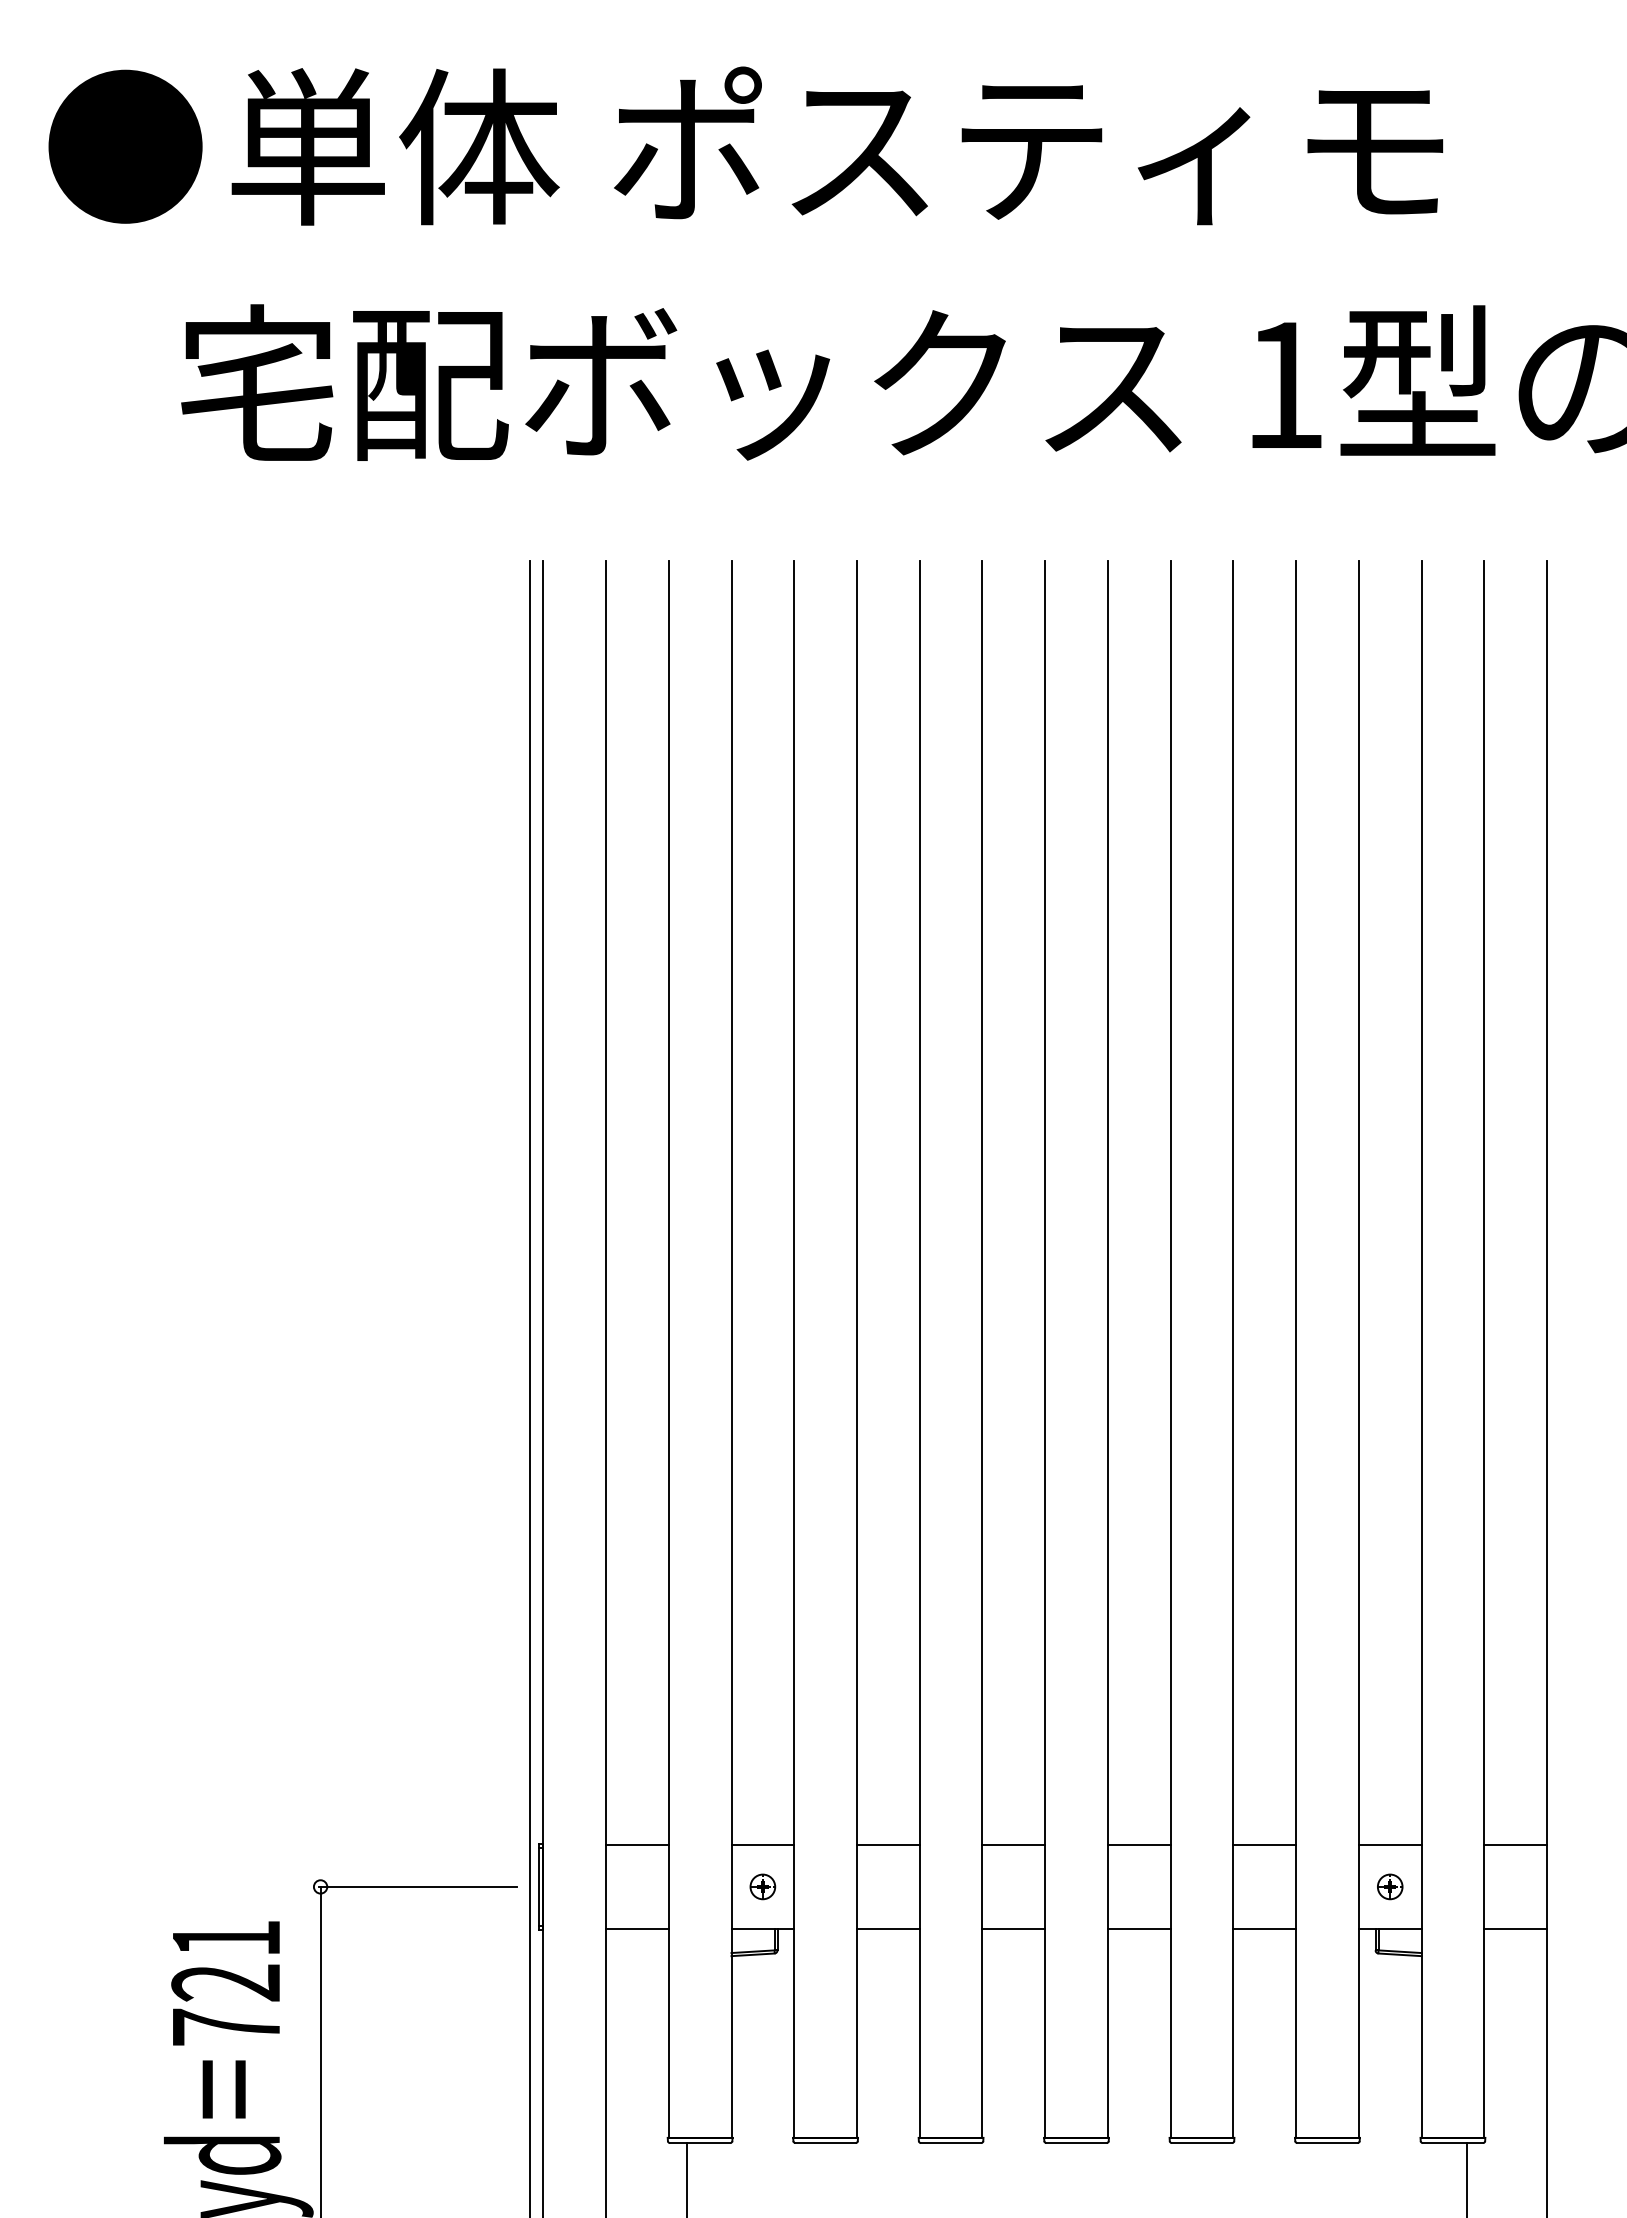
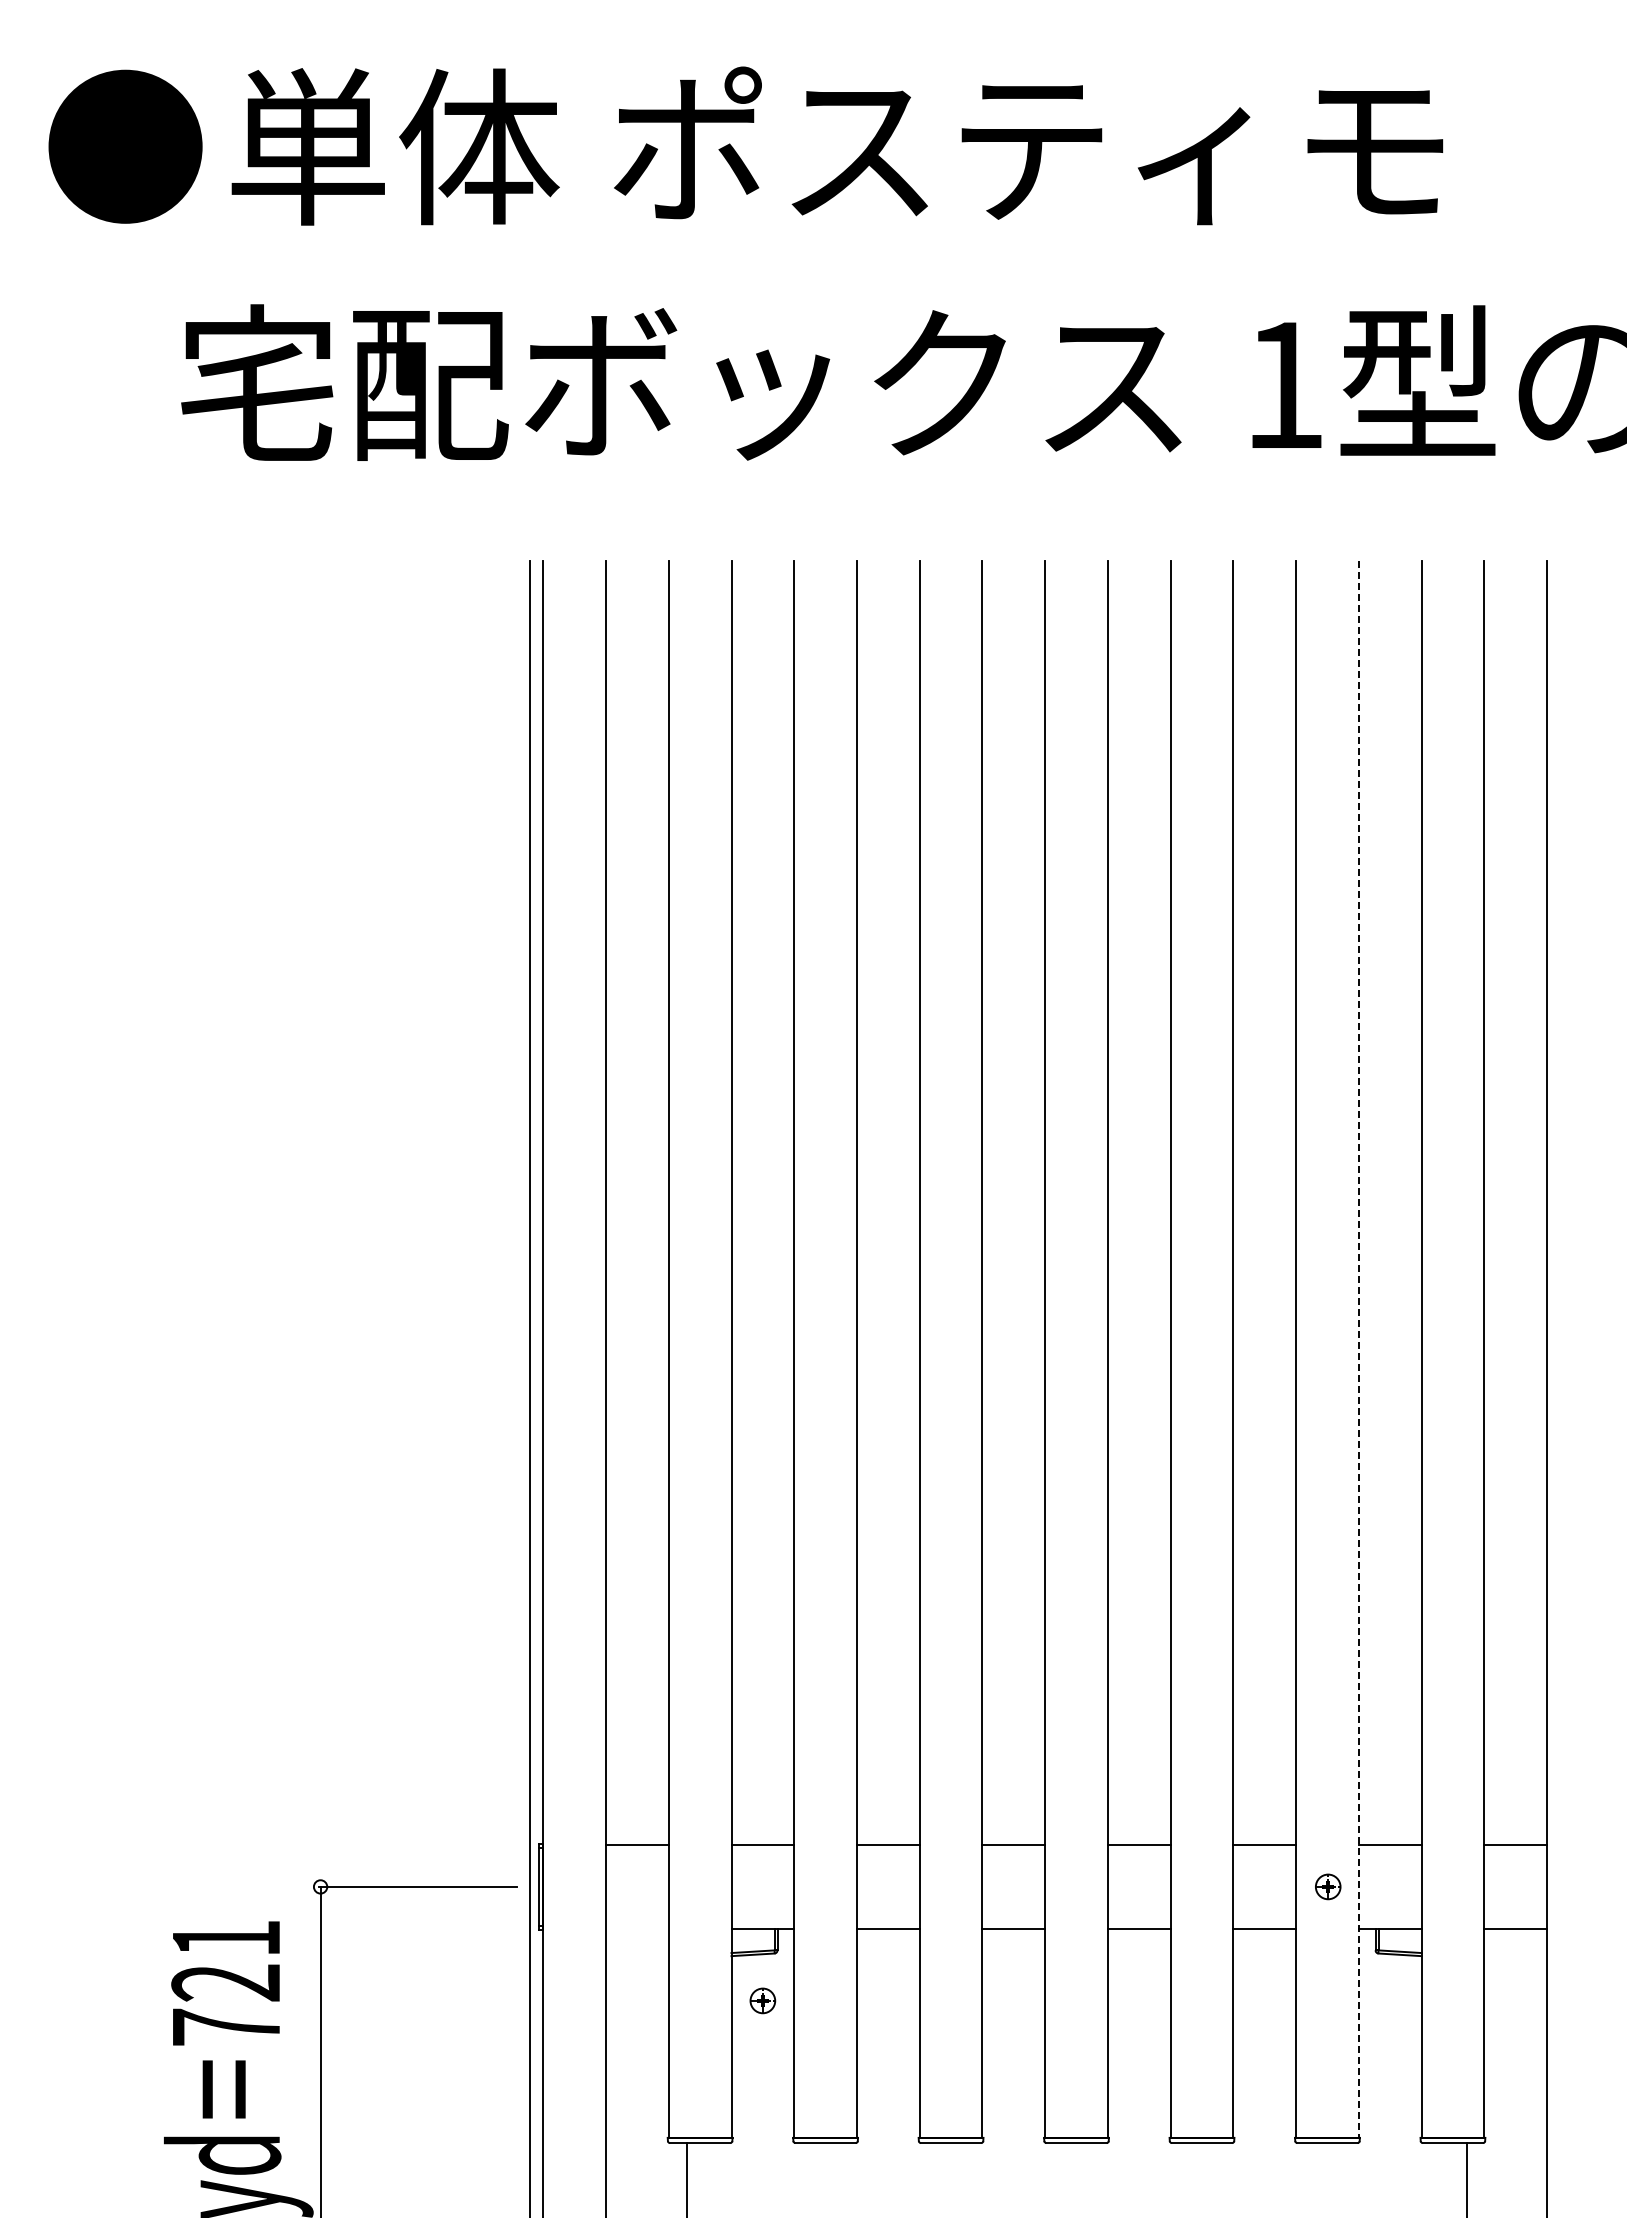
line: solid -> dashed (1358, 1350)
part position: (762, 1886) -> (762, 2000) (762, 2000)
part position: (1390, 1886) -> (1328, 1886) (1328, 1886)
line: present -> none (637, 1928)
